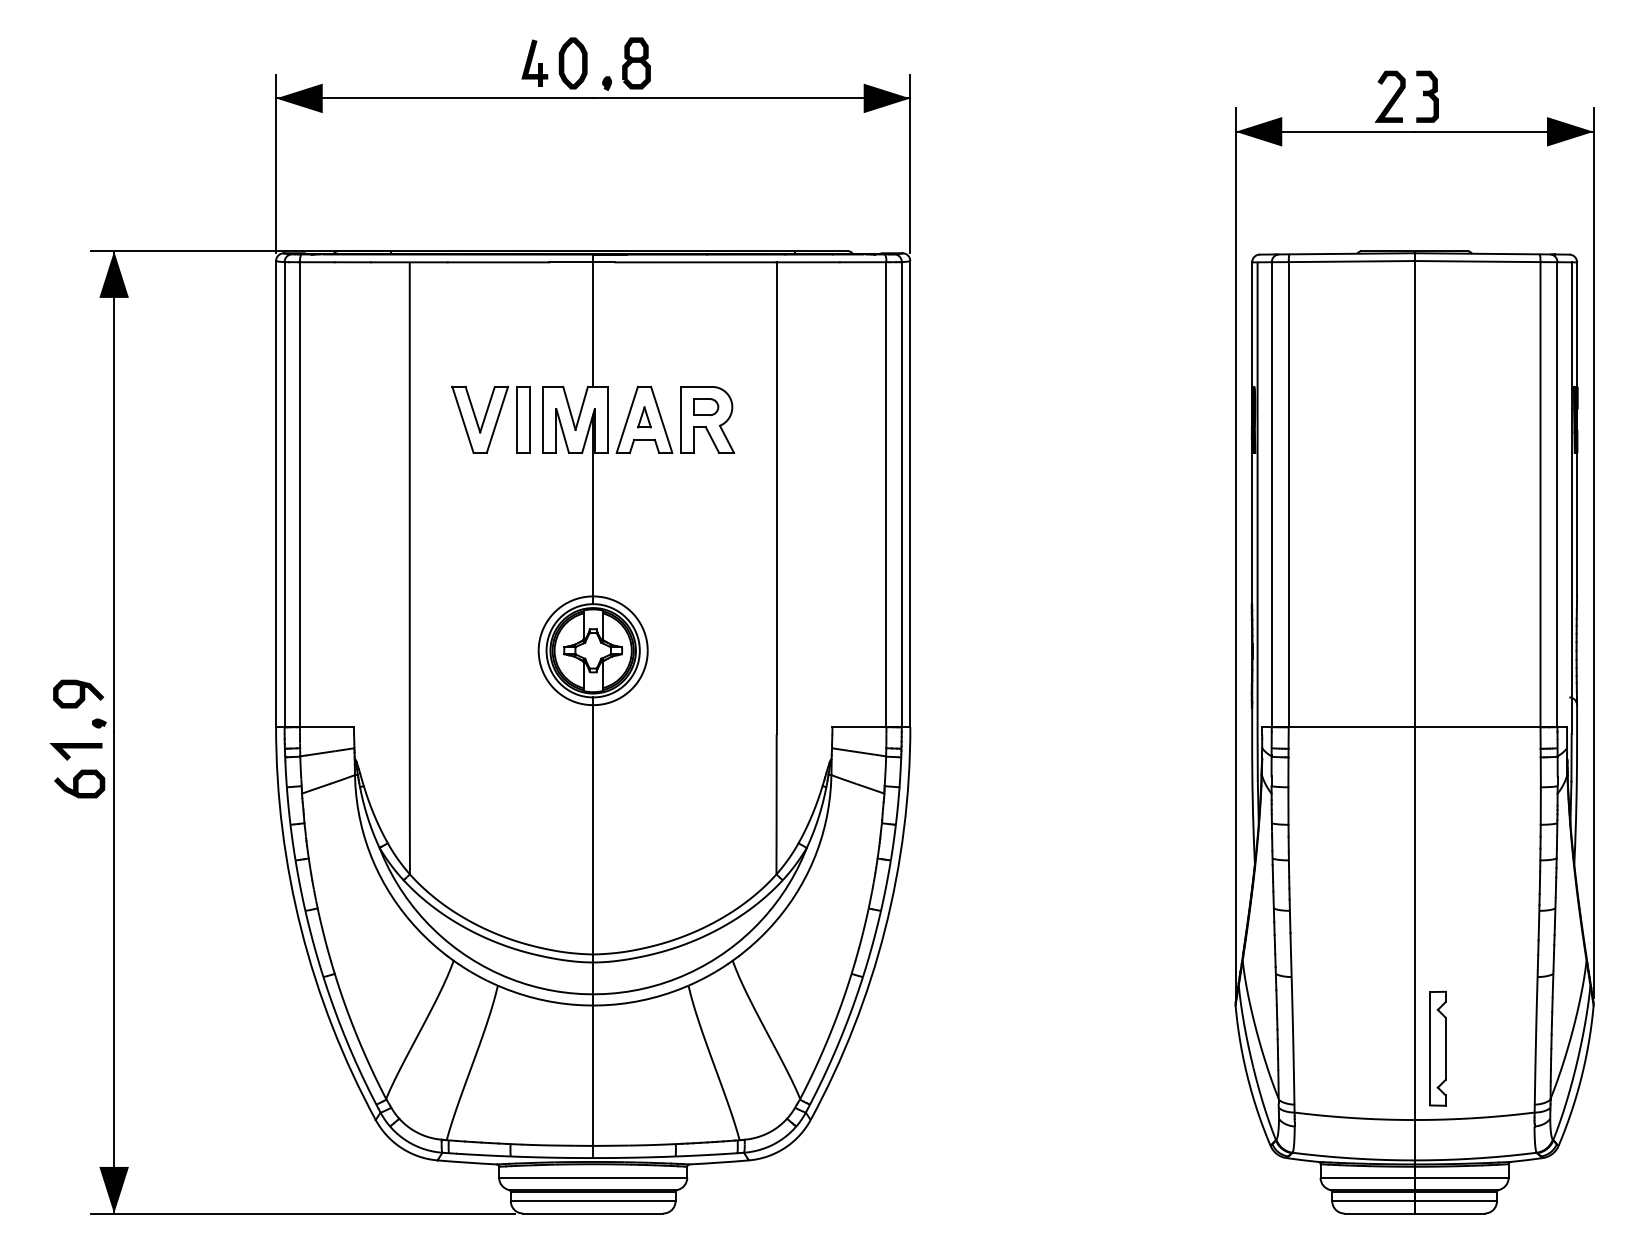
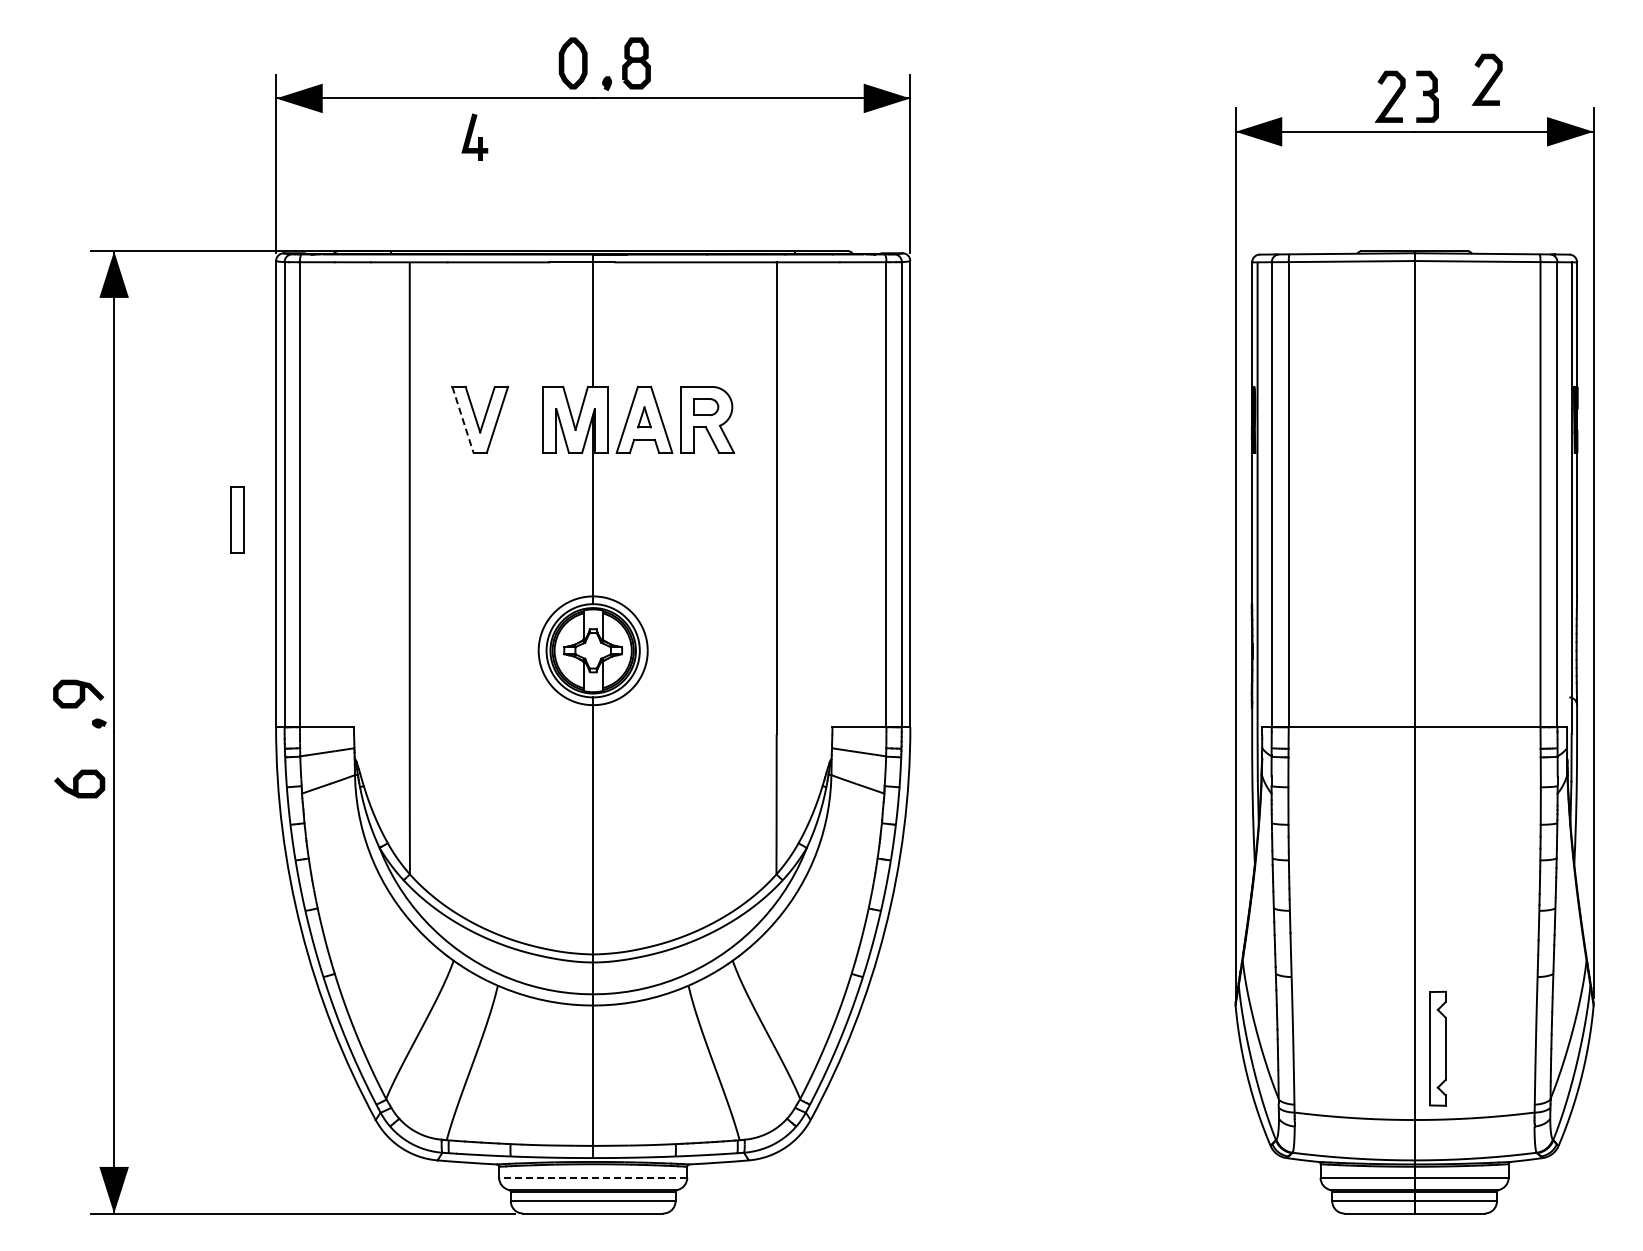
part position: (534, 62) -> (474, 136) (474, 136)
curve: none -> present (1488, 81)
line: solid -> dashed (463, 419)
part position: (523, 419) -> (237, 519) (237, 519)
line: present -> none (75, 748)
line: solid -> dashed (592, 1177)
